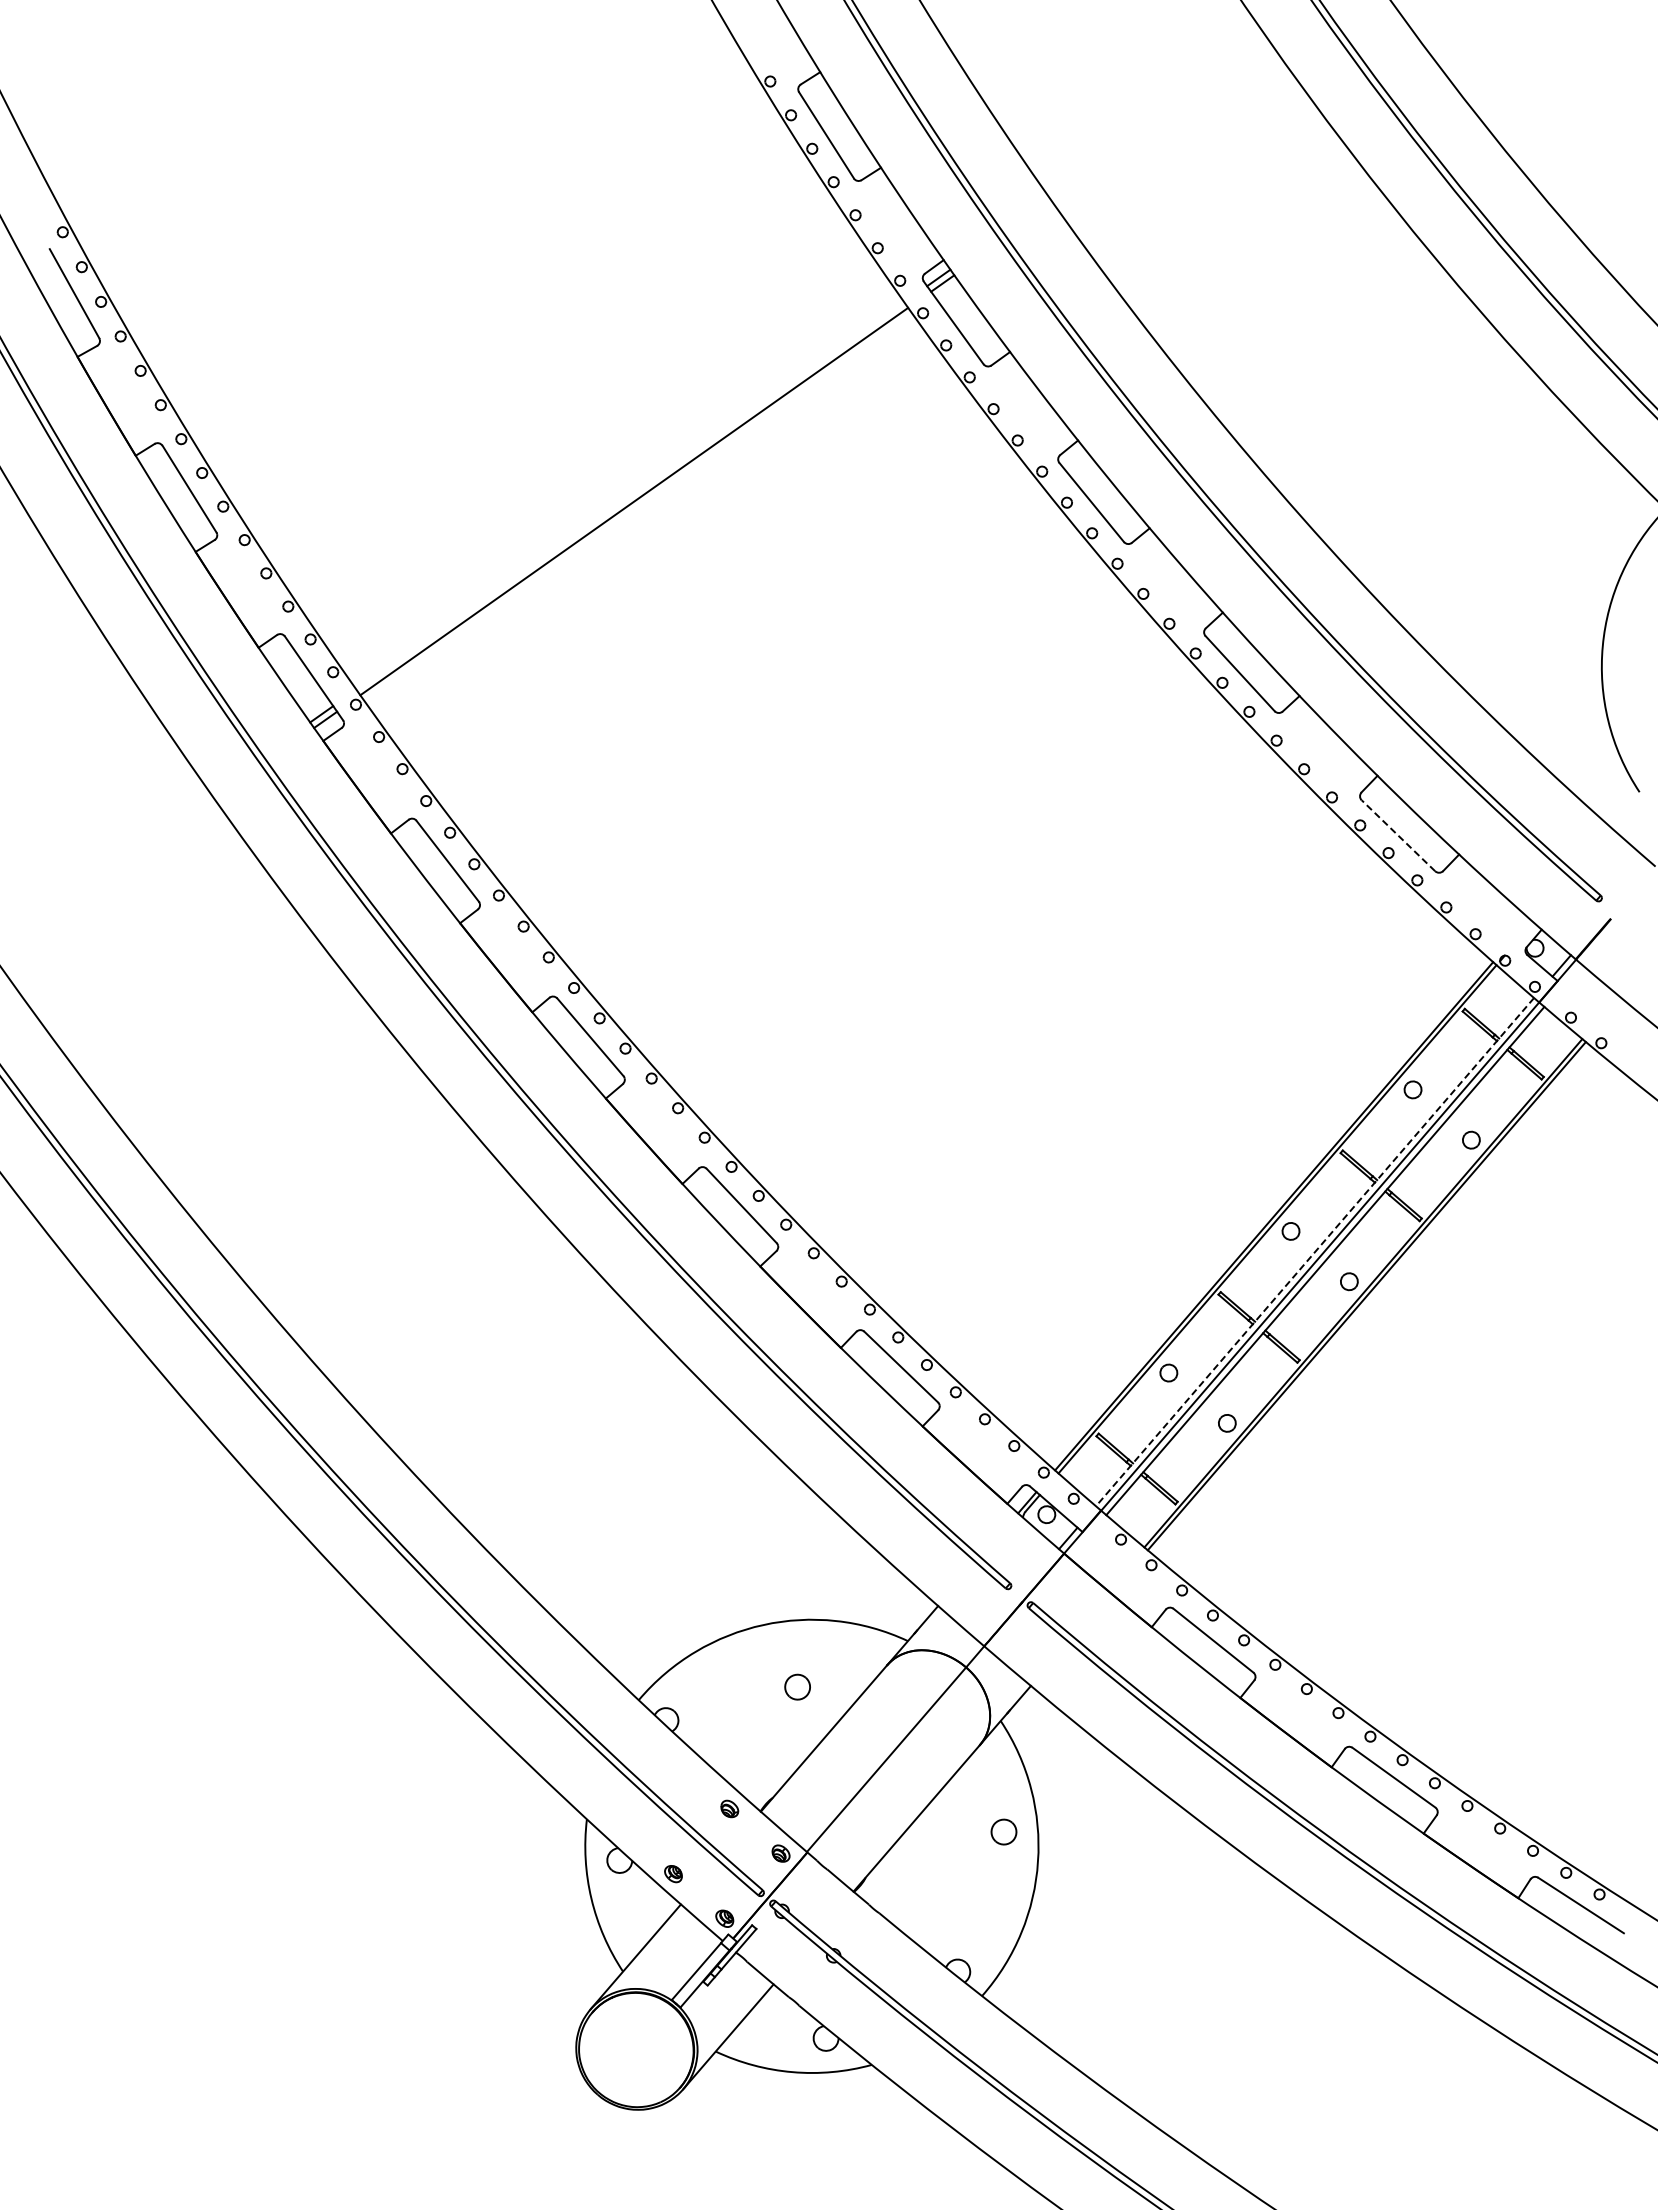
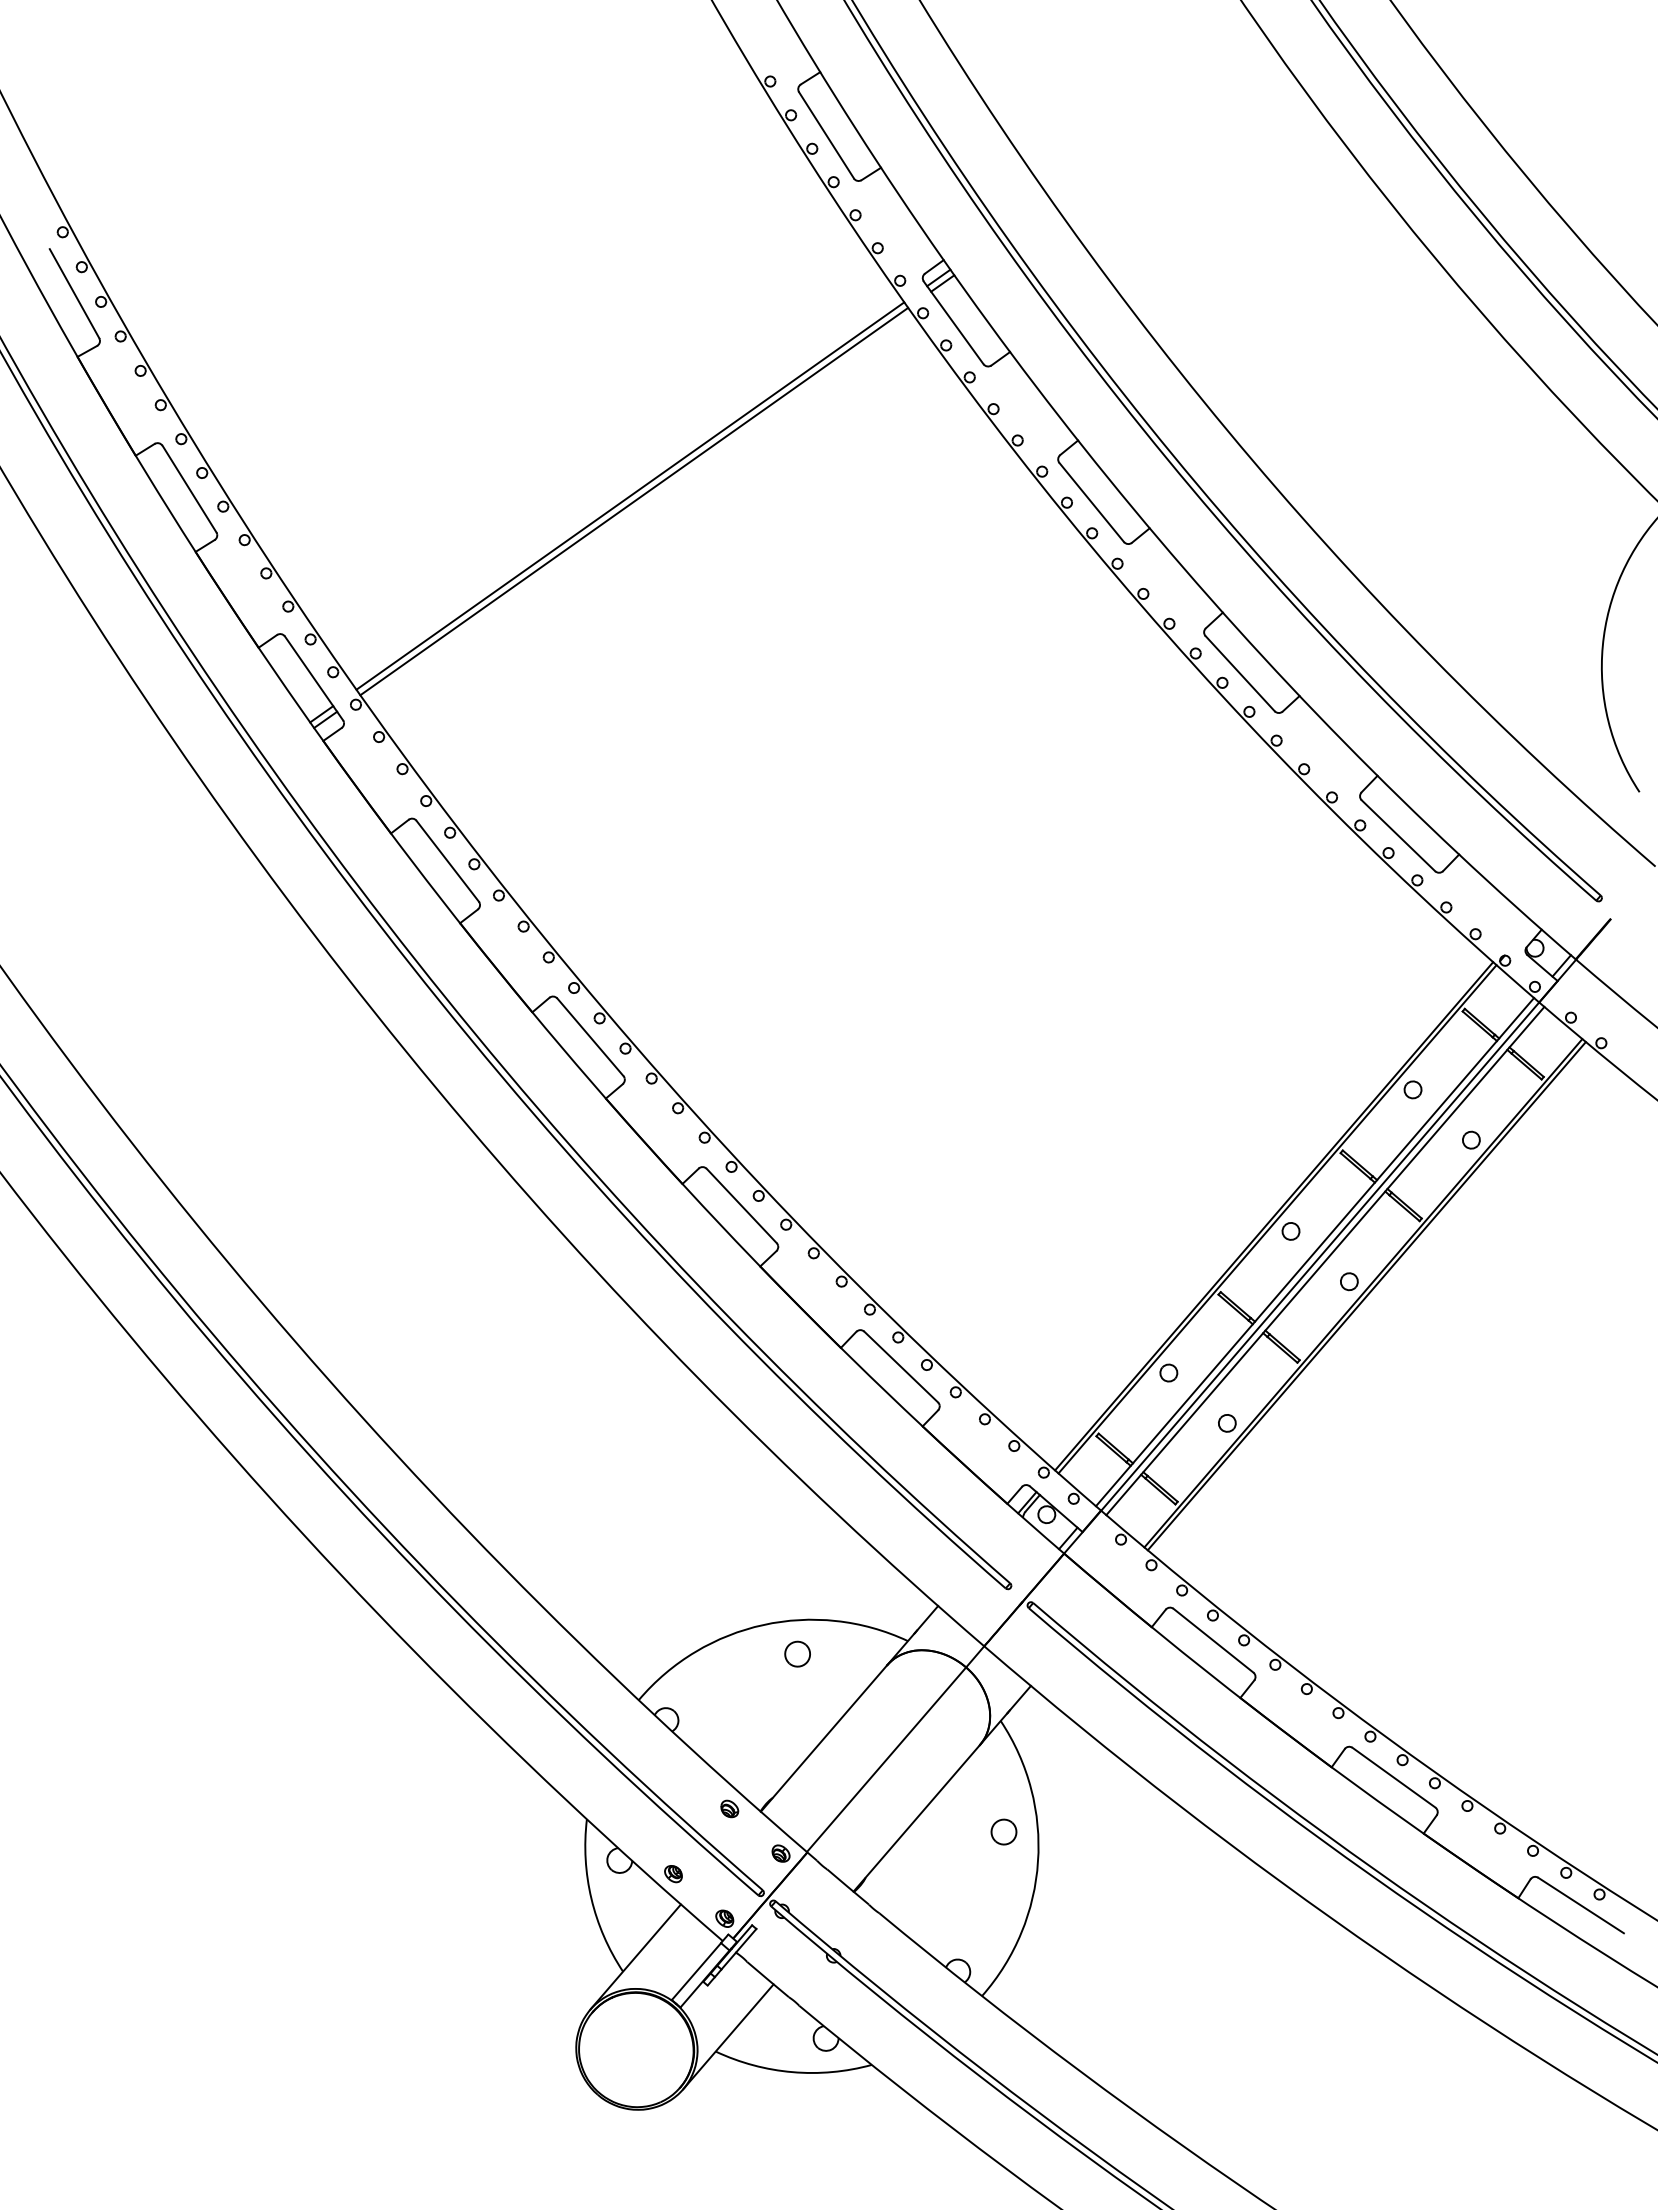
line: none -> present (630, 495)
line: dashed -> solid (1398, 835)
line: dashed -> solid (1314, 1252)
part position: (797, 1686) -> (797, 1653) (797, 1653)
